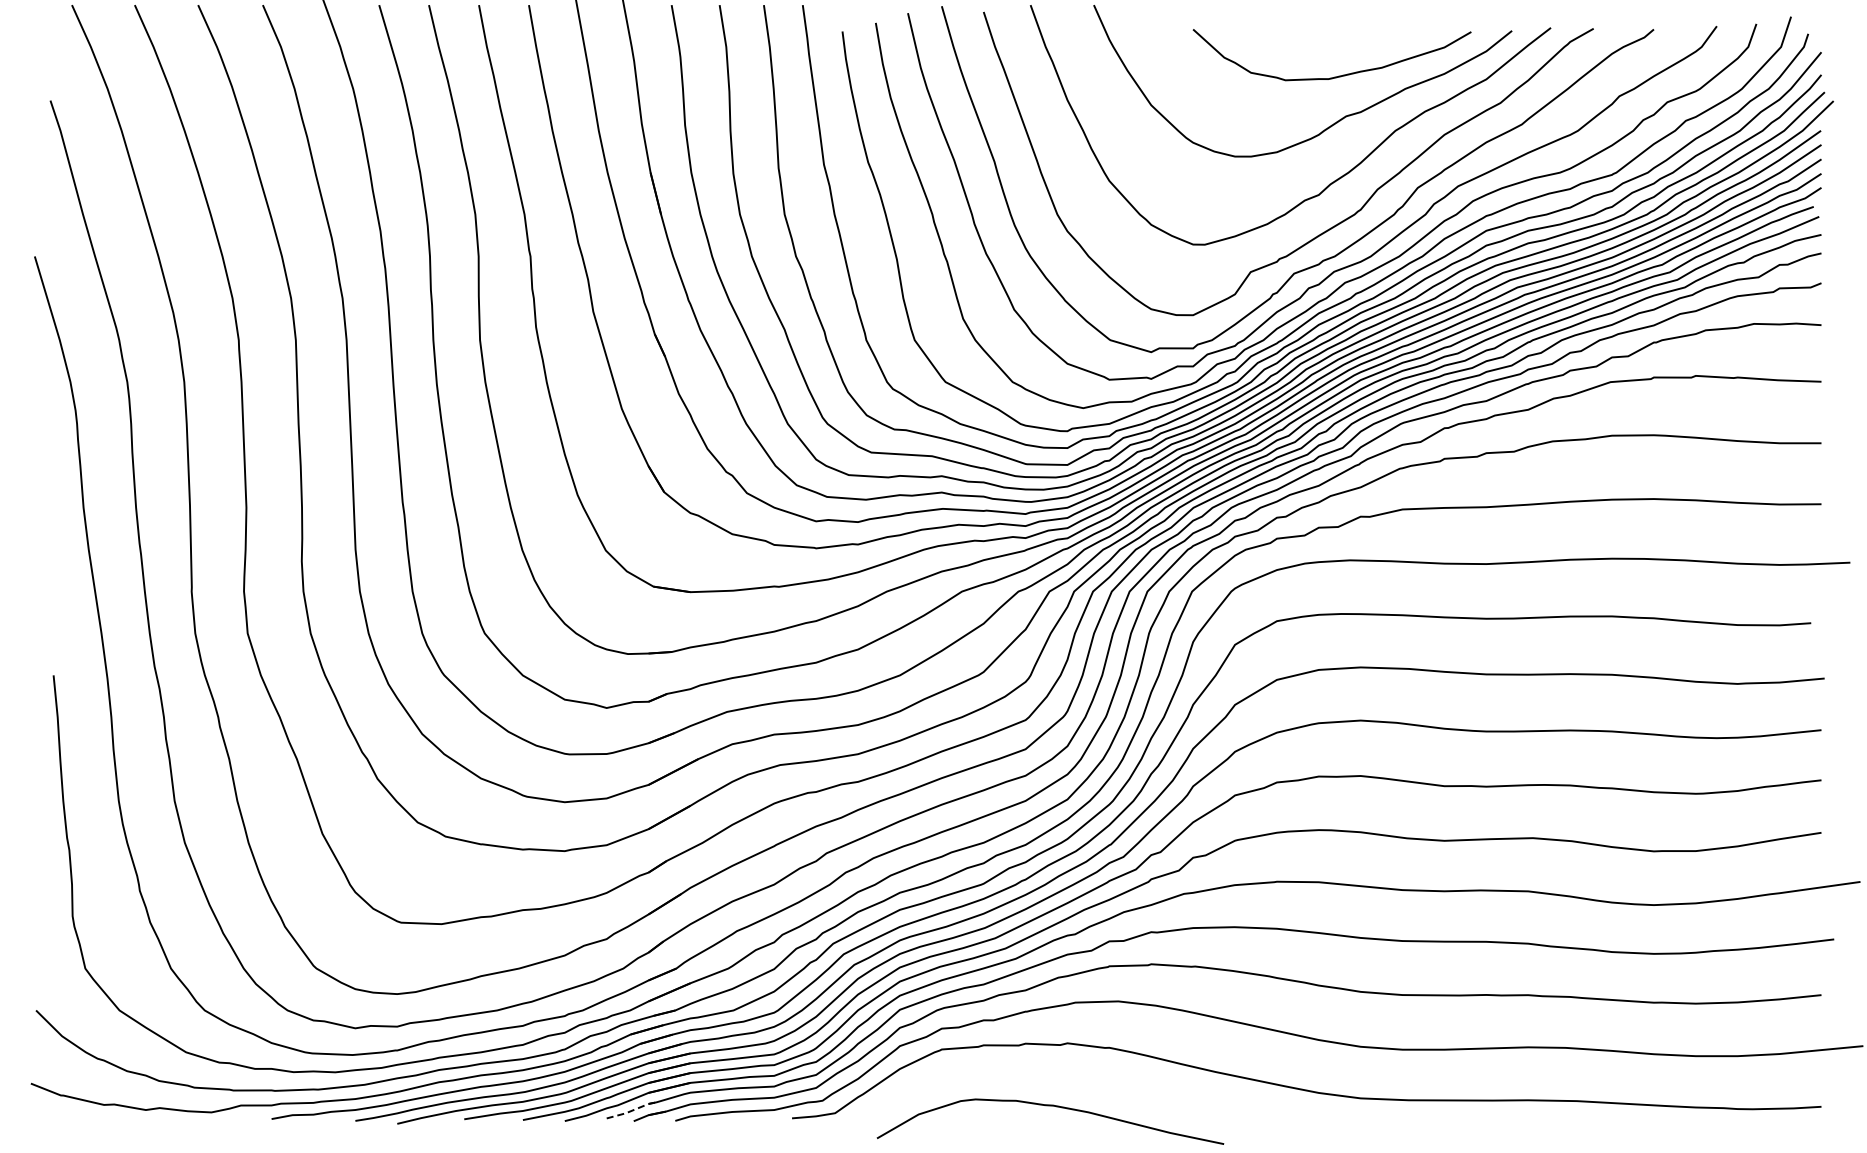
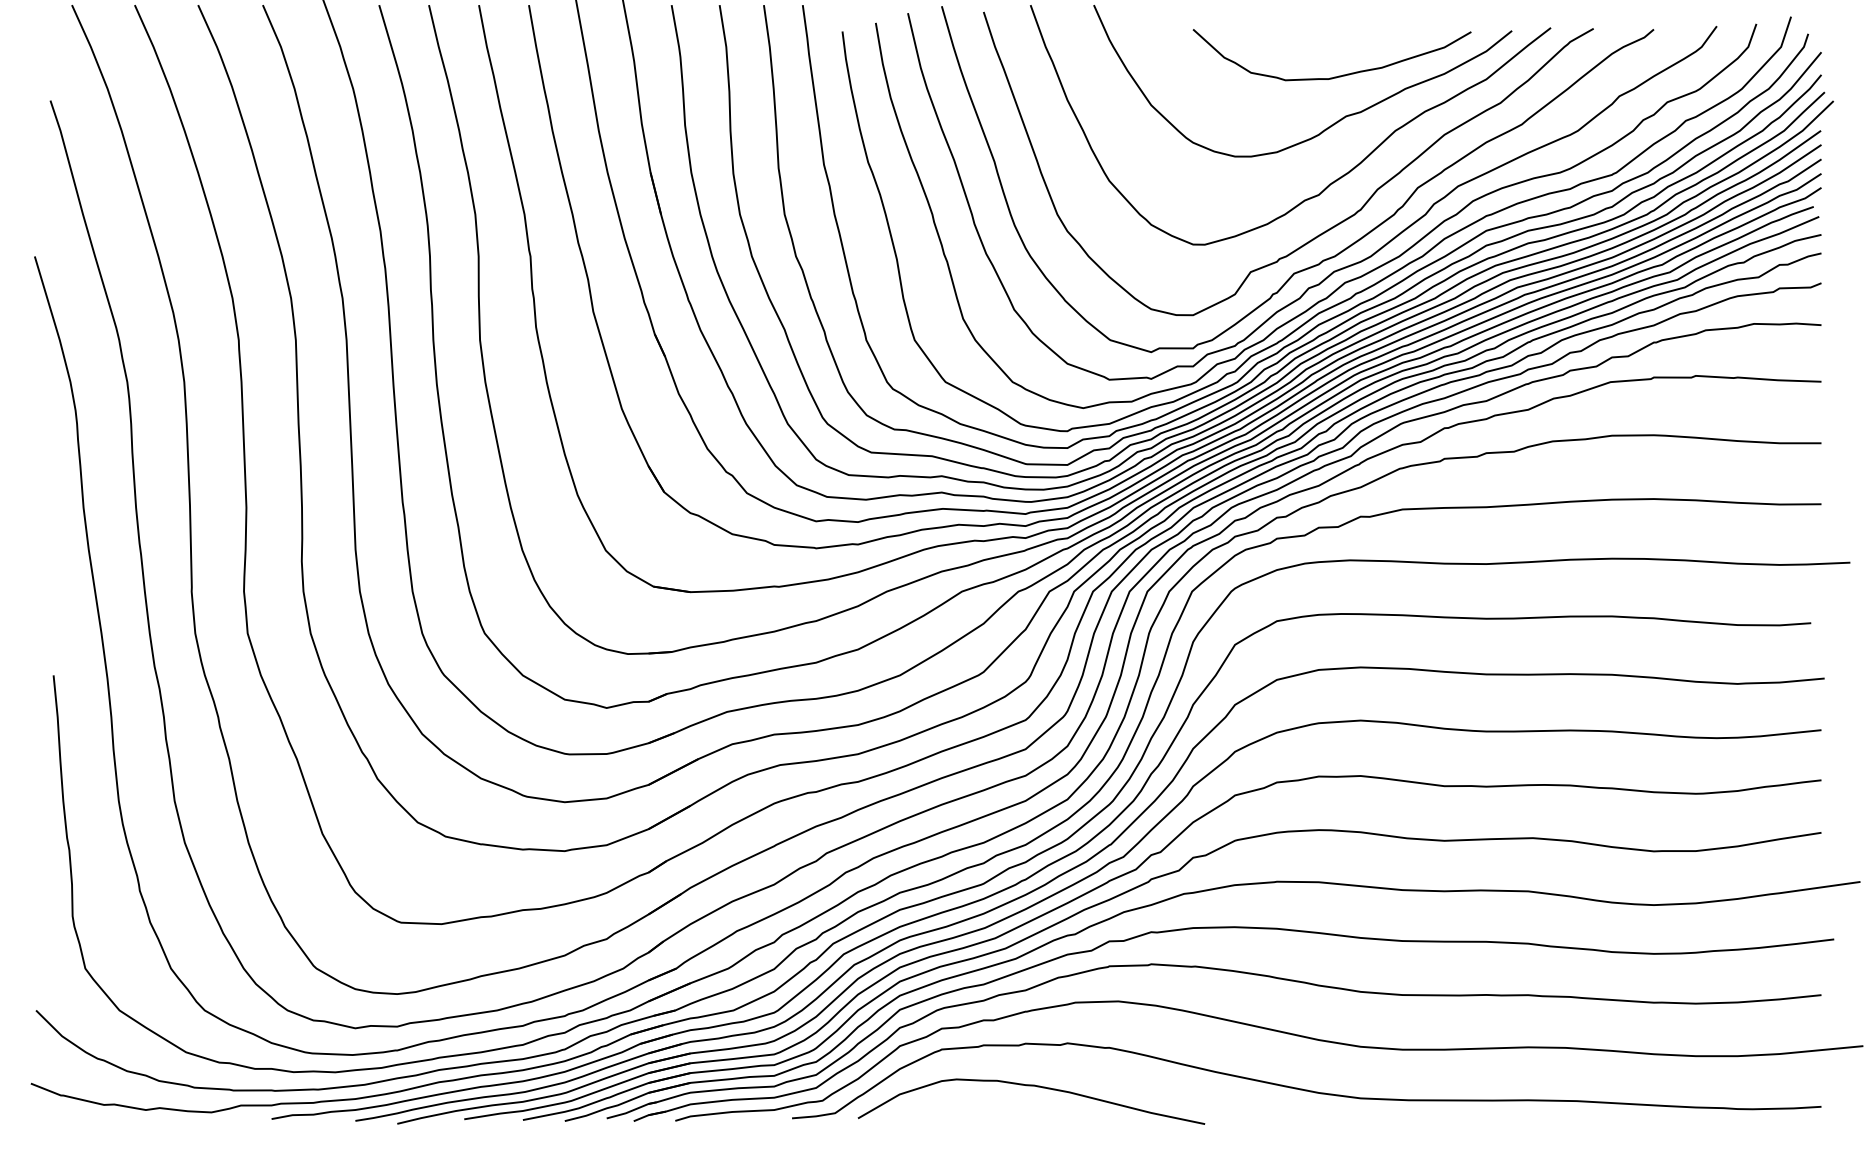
curve position: (1050, 1106) -> (1031, 1086) (1031, 1086)
line: dashed -> solid (632, 1110)
